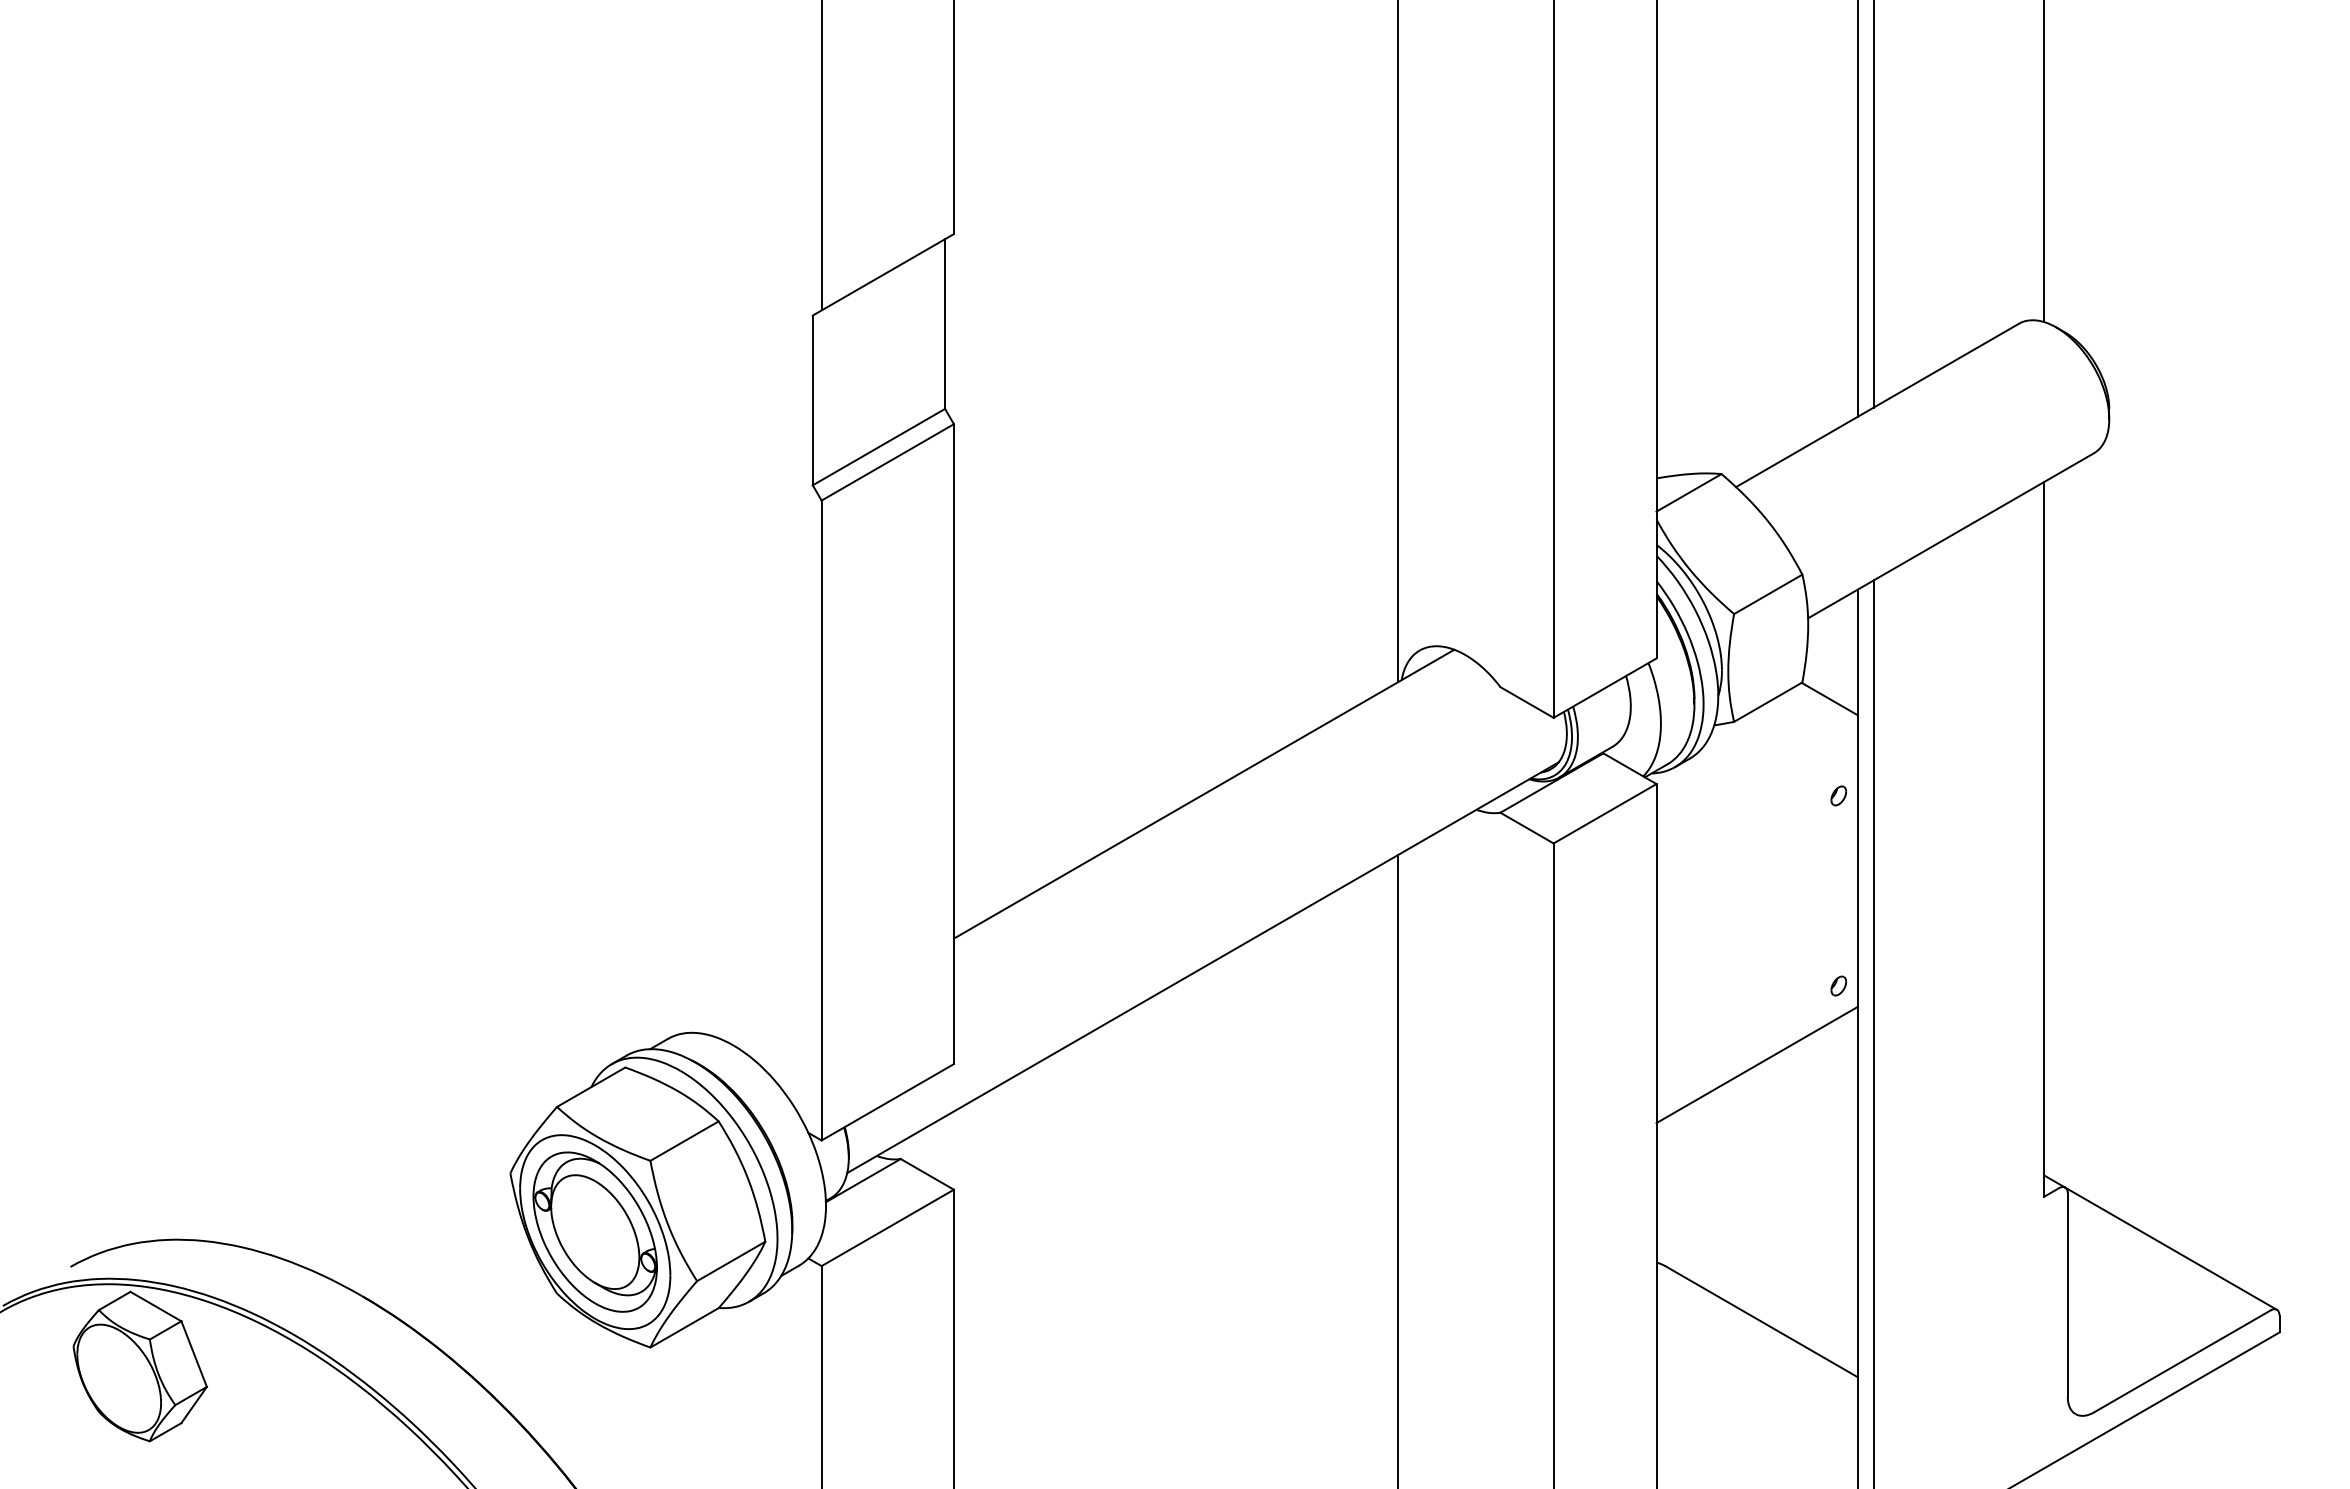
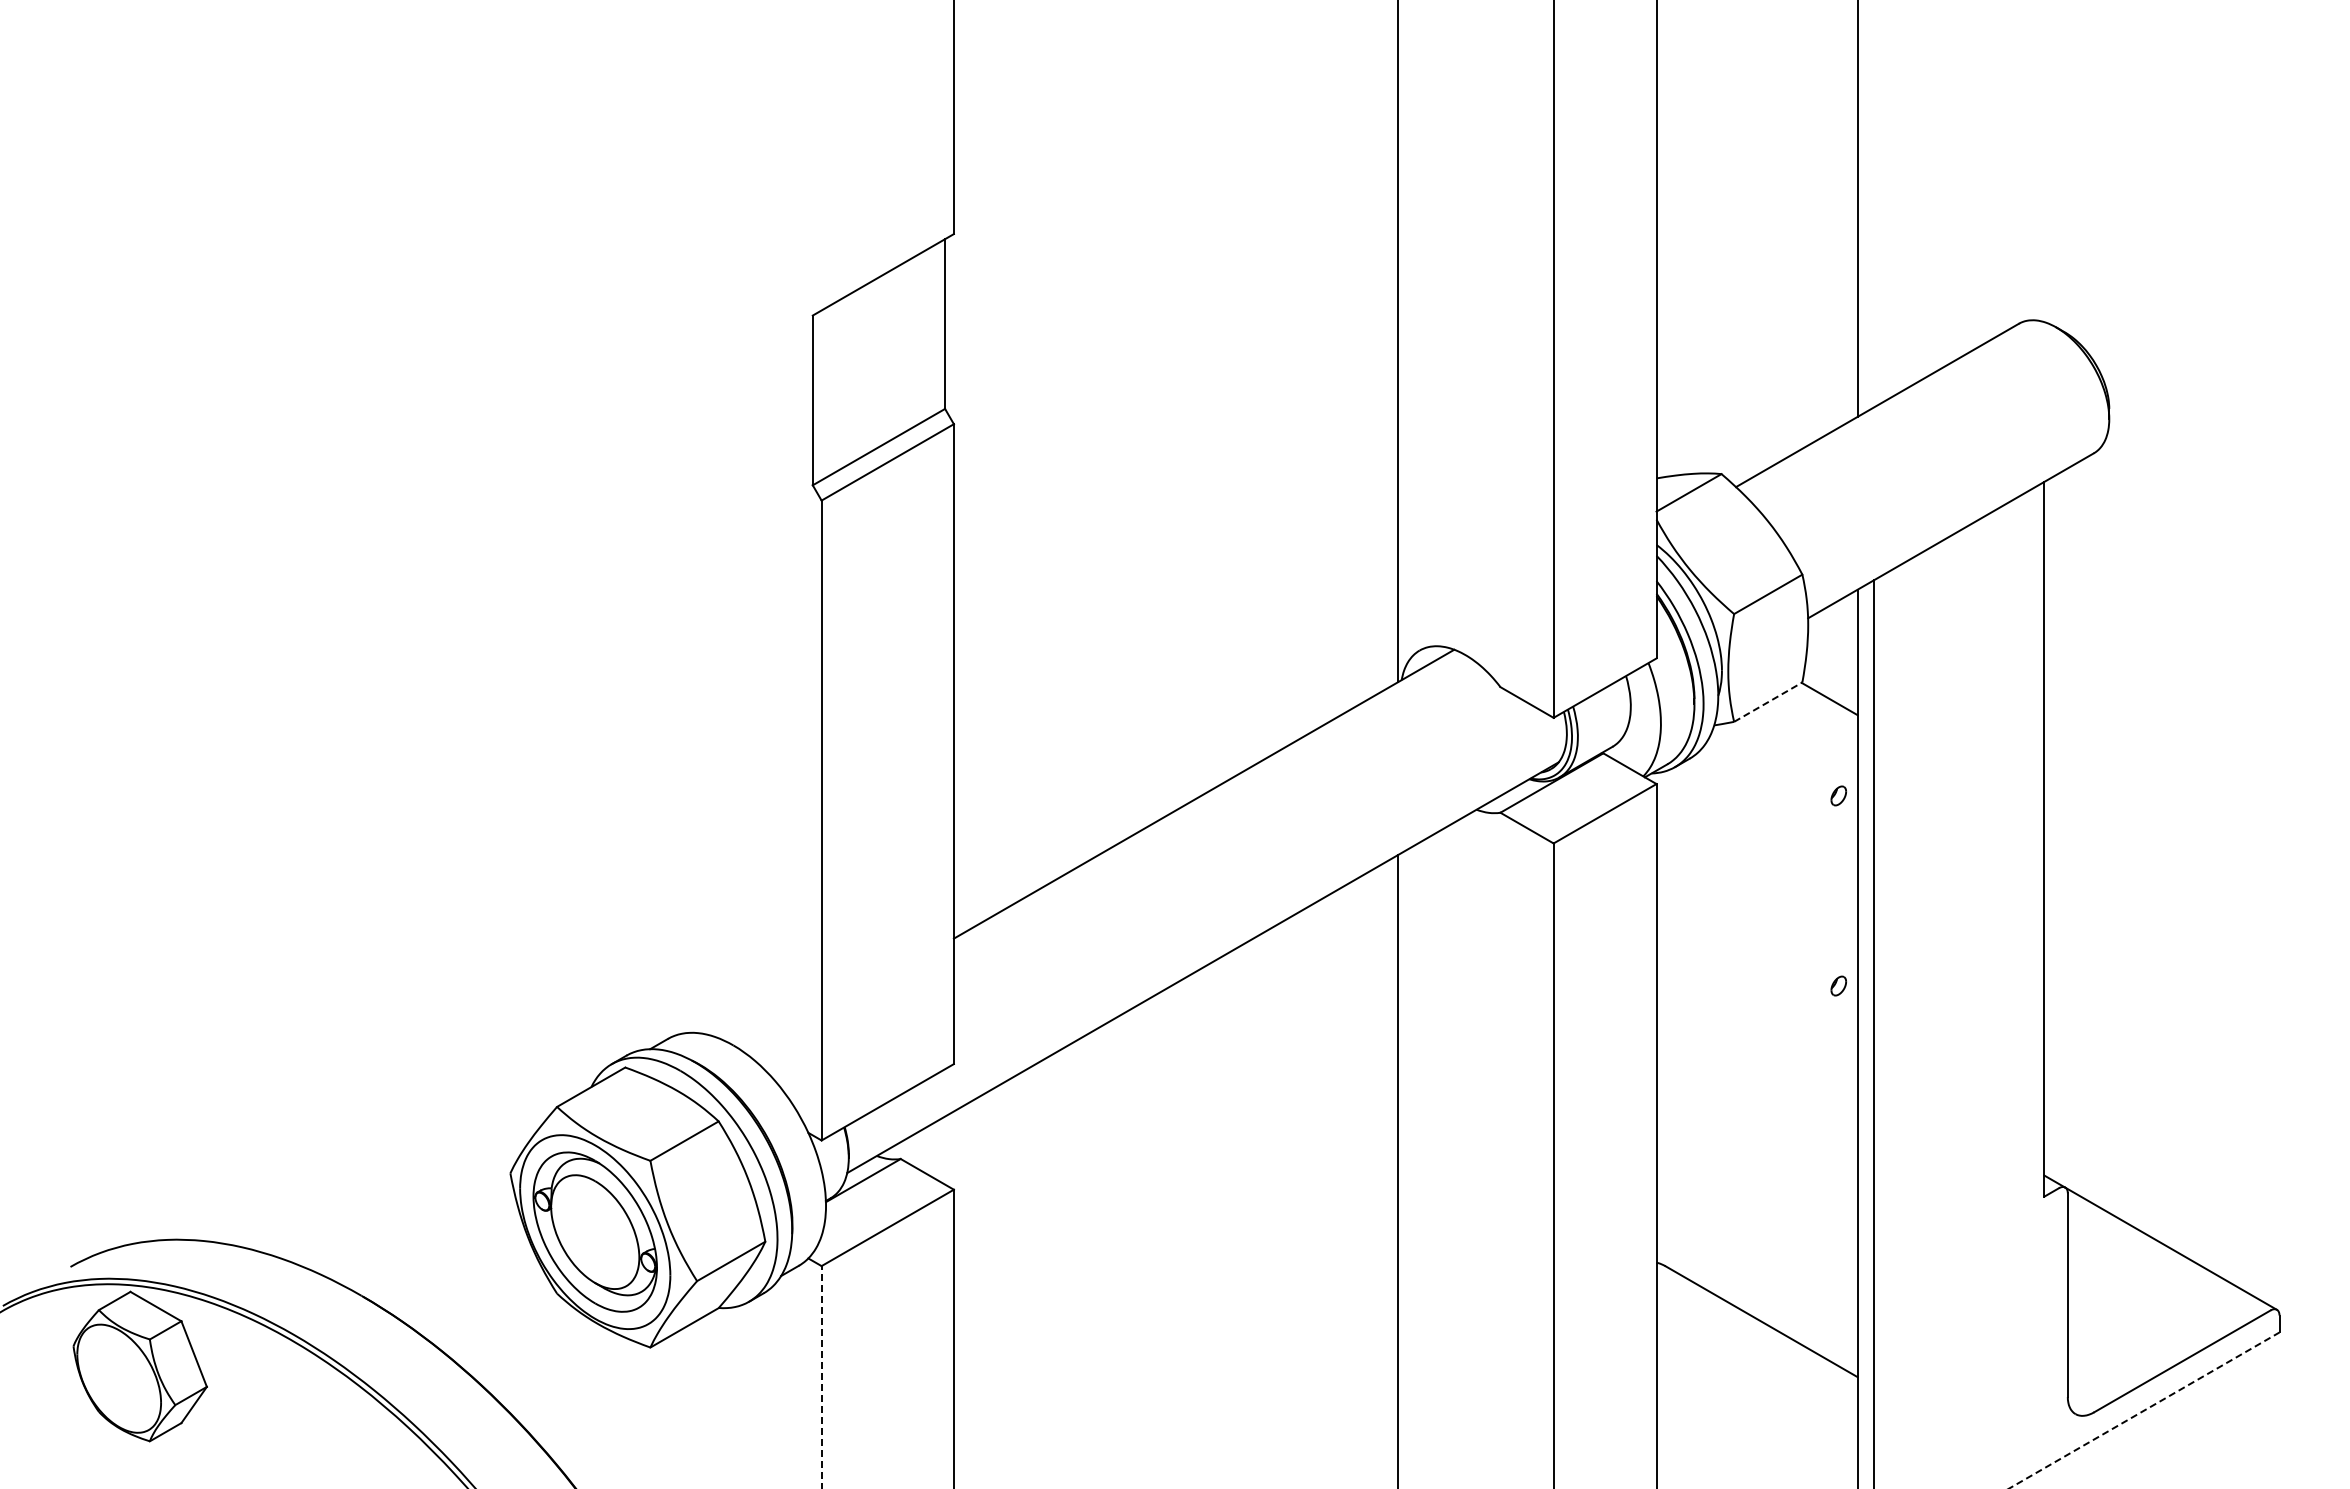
line: present -> none (821, 156)
line: present -> none (2044, 162)
line: present -> none (1873, 204)
line: solid -> dashed (1768, 701)
line: present -> none (1756, 1064)
line: solid -> dashed (821, 1377)
line: solid -> dashed (2144, 1410)
